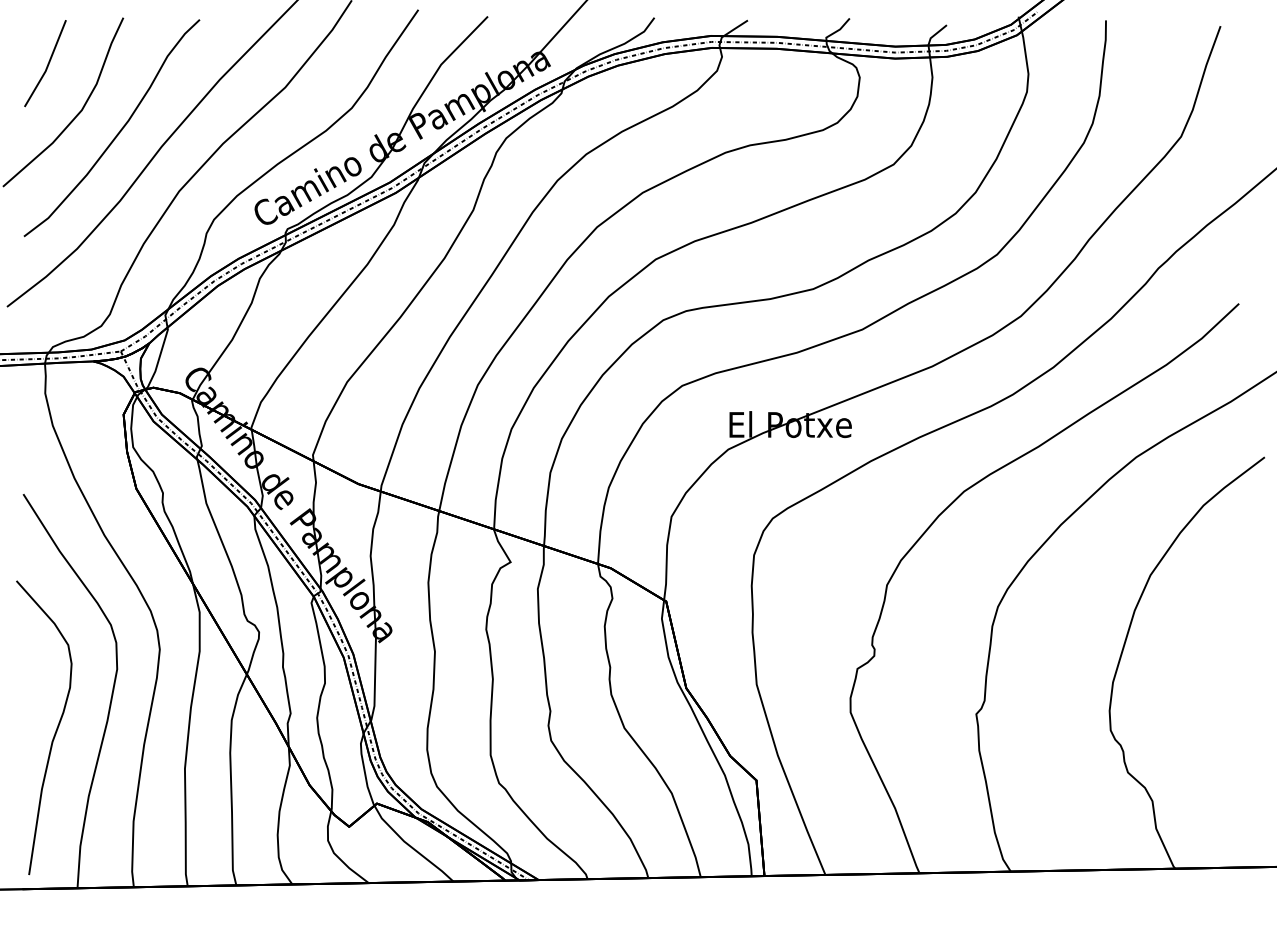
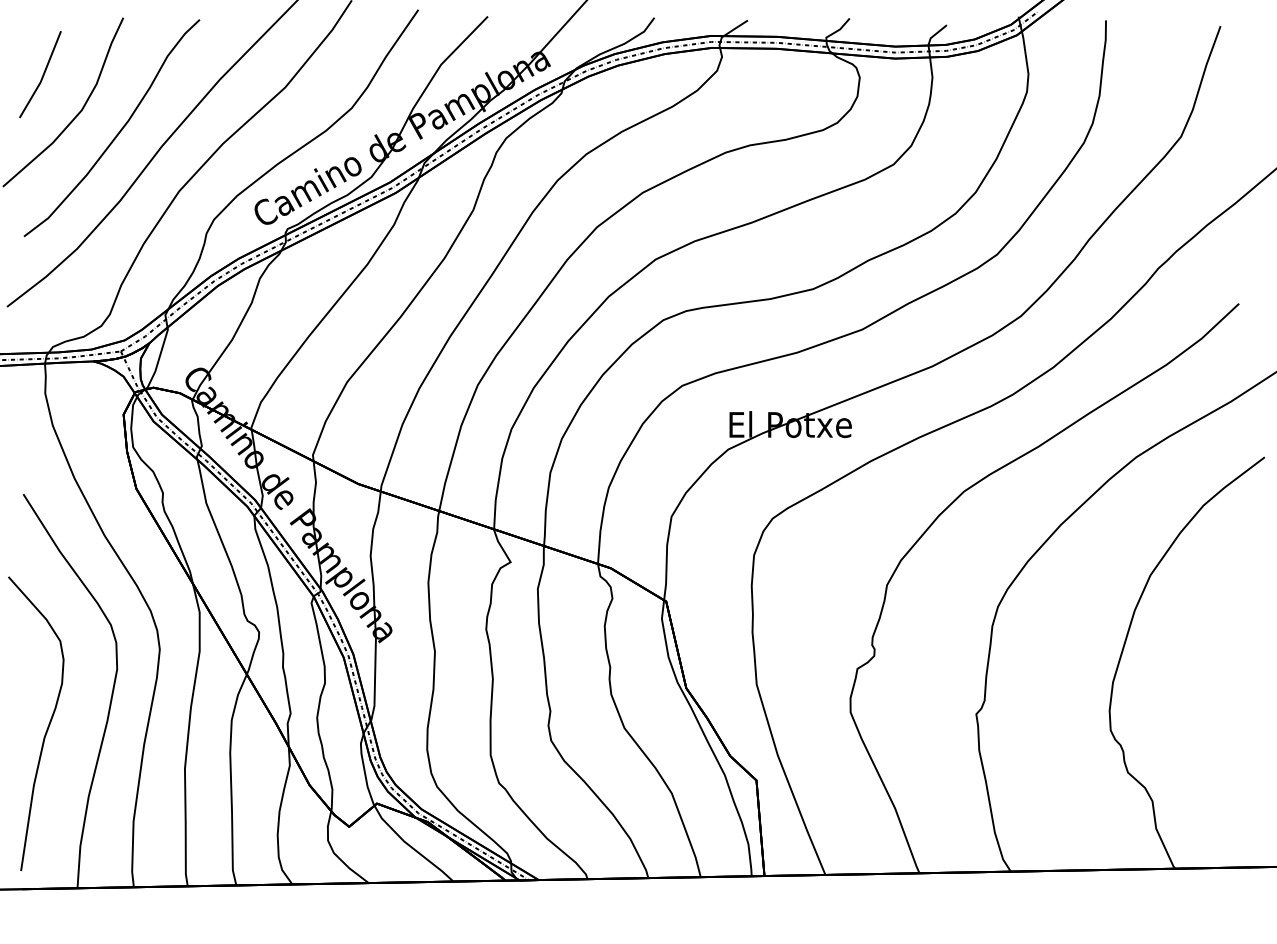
line position: (47, 63) -> (42, 74) (42, 74)
curve position: (55, 730) -> (47, 726) (47, 726)
